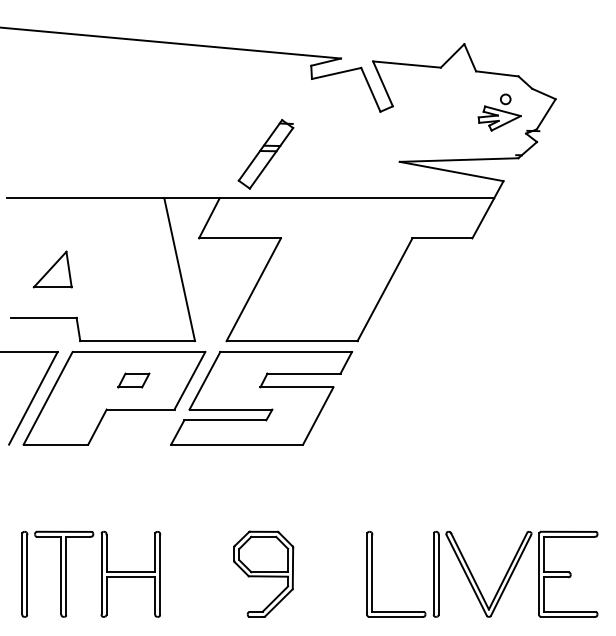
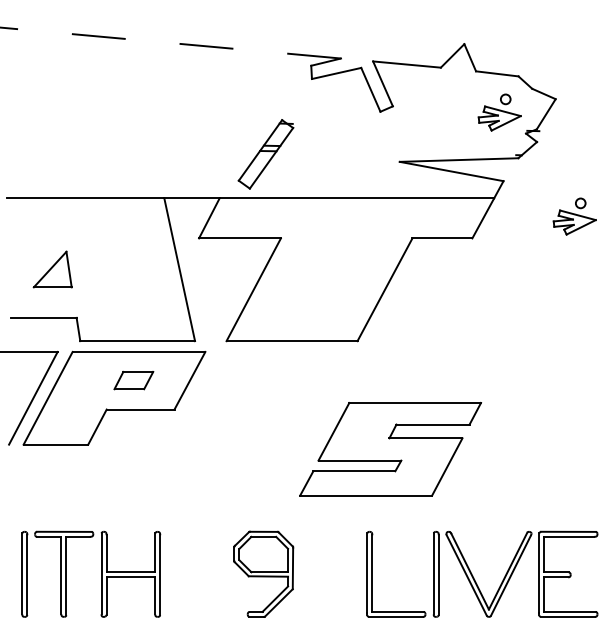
line: solid -> dashed (171, 43)
part: none -> present (574, 216)
part size: 34x17 px -> 42x20 px (133, 380)
part position: (261, 398) -> (390, 449) (390, 449)
